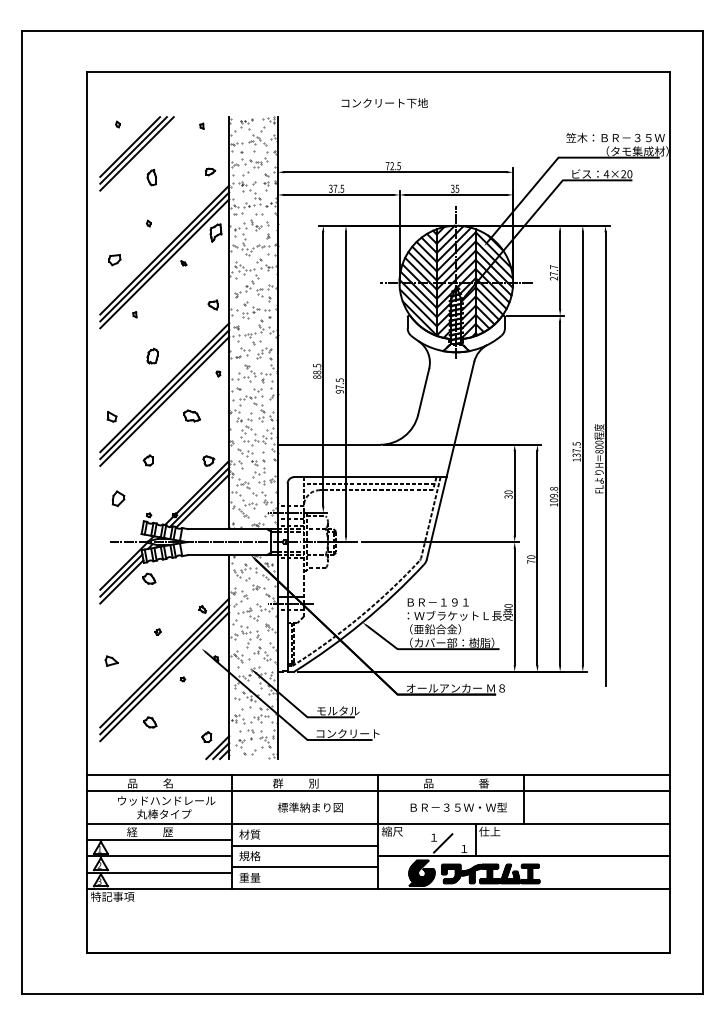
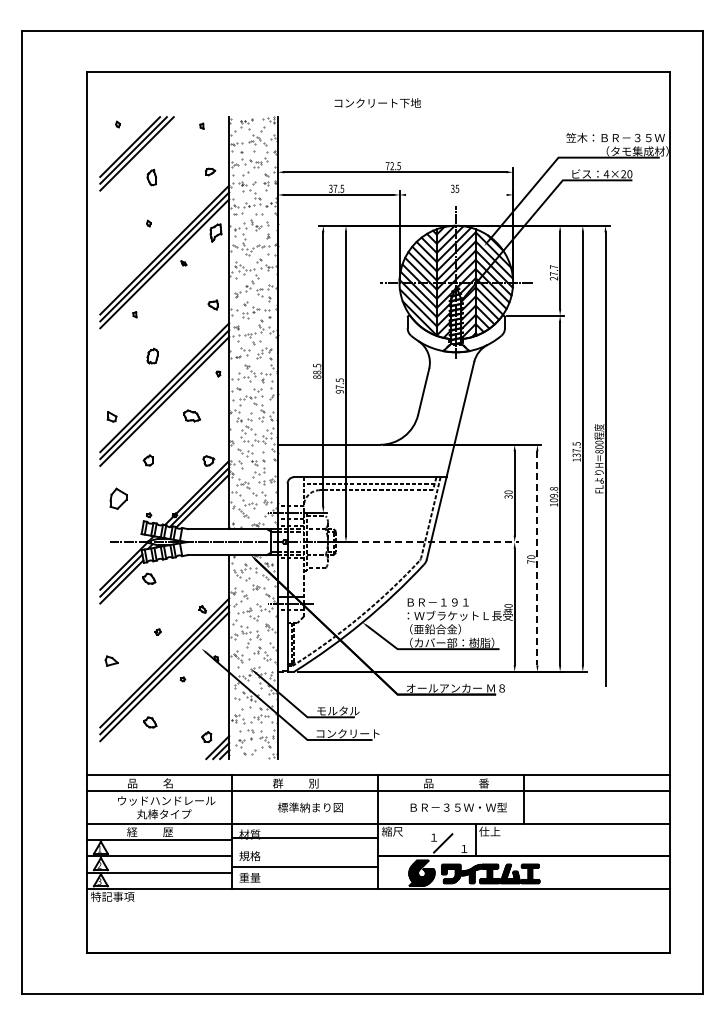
text position: (384, 103) -> (377, 103) (377, 103)
line: present -> none (456, 194)
part: present -> none (114, 260)
part size: 15x17 px -> 19x23 px (118, 498)
line: solid -> dashed (440, 542)
line: solid -> dashed (537, 558)
line position: (305, 845) -> (305, 837) (305, 837)
